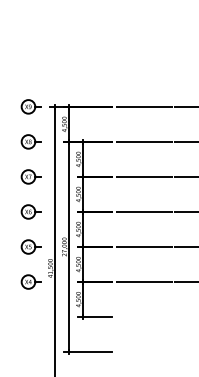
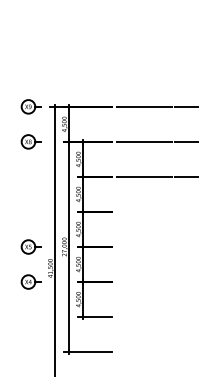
part: present -> none (30, 176)
part: present -> none (30, 211)
line: present -> none (155, 211)
line: present -> none (155, 247)
line: present -> none (155, 282)
